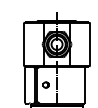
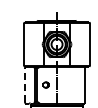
line: solid -> dashed (24, 85)
